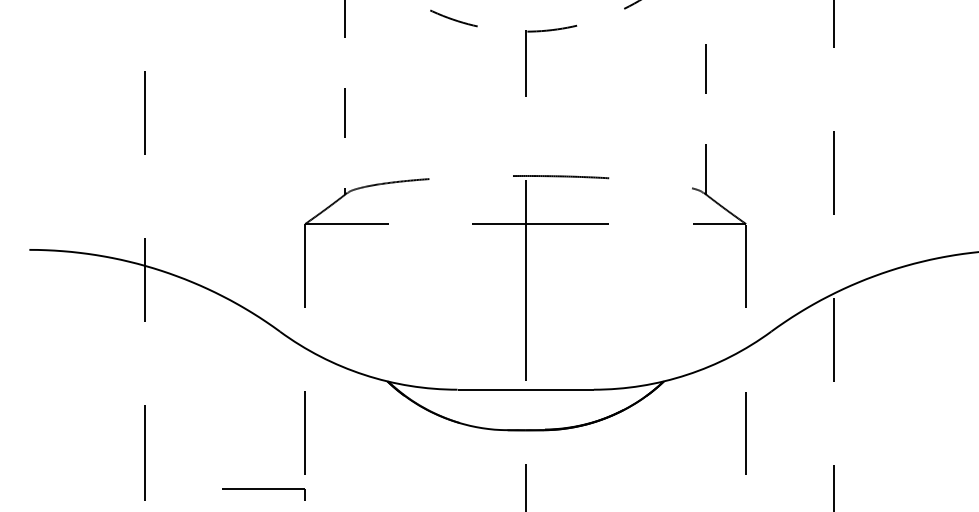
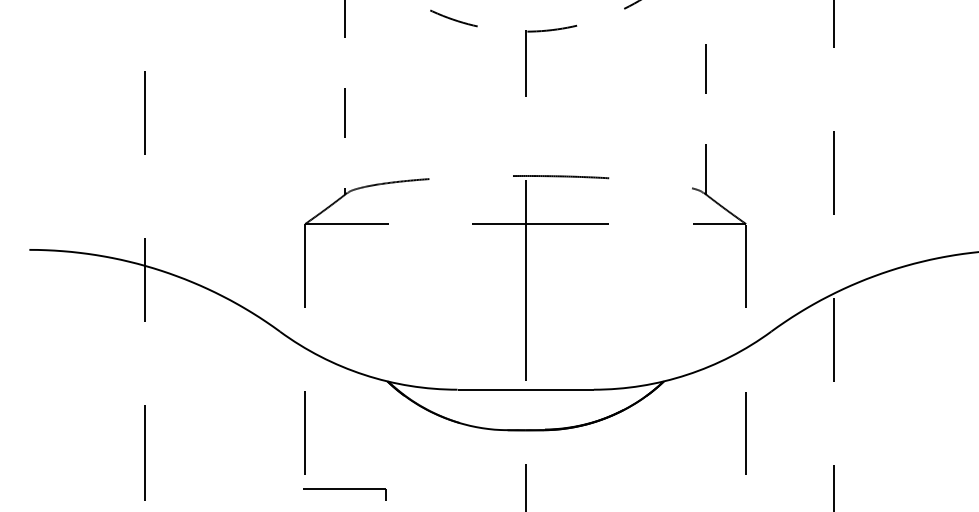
part position: (263, 494) -> (344, 494) (344, 494)
